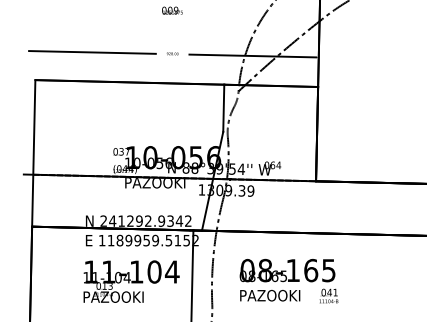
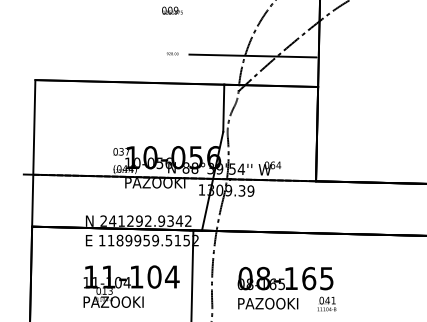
line: present -> none (92, 52)
text position: (288, 280) -> (286, 288) (286, 288)
text position: (131, 281) -> (131, 286) (131, 286)
